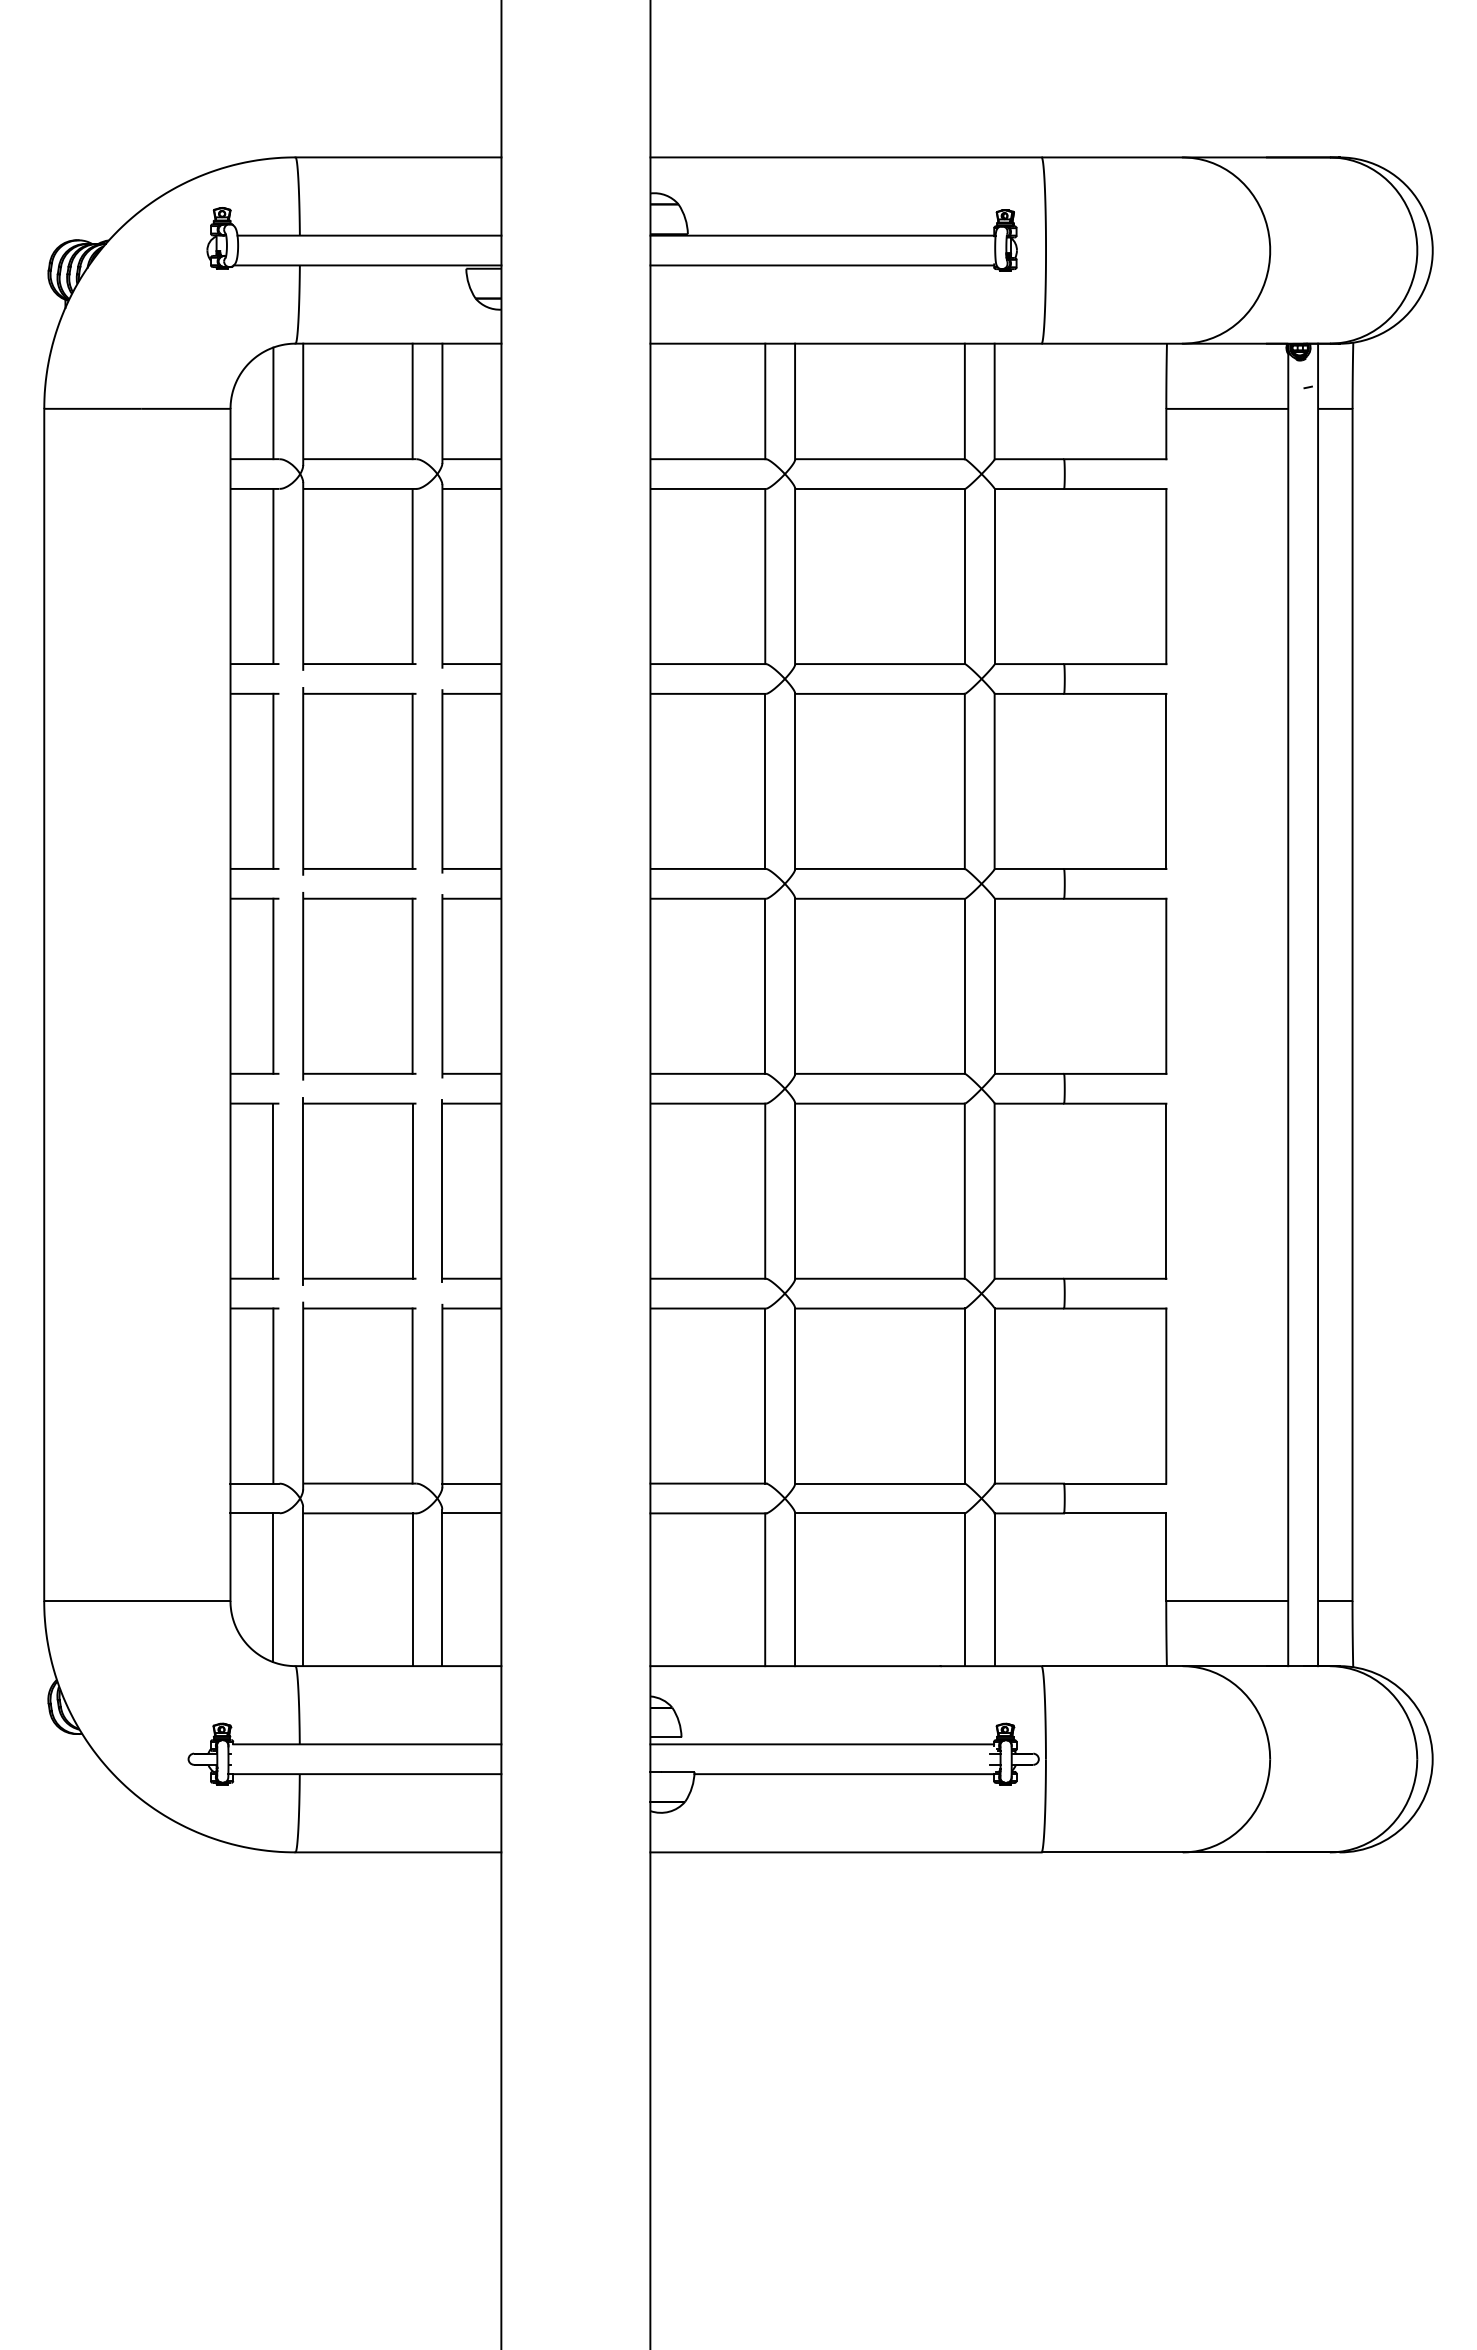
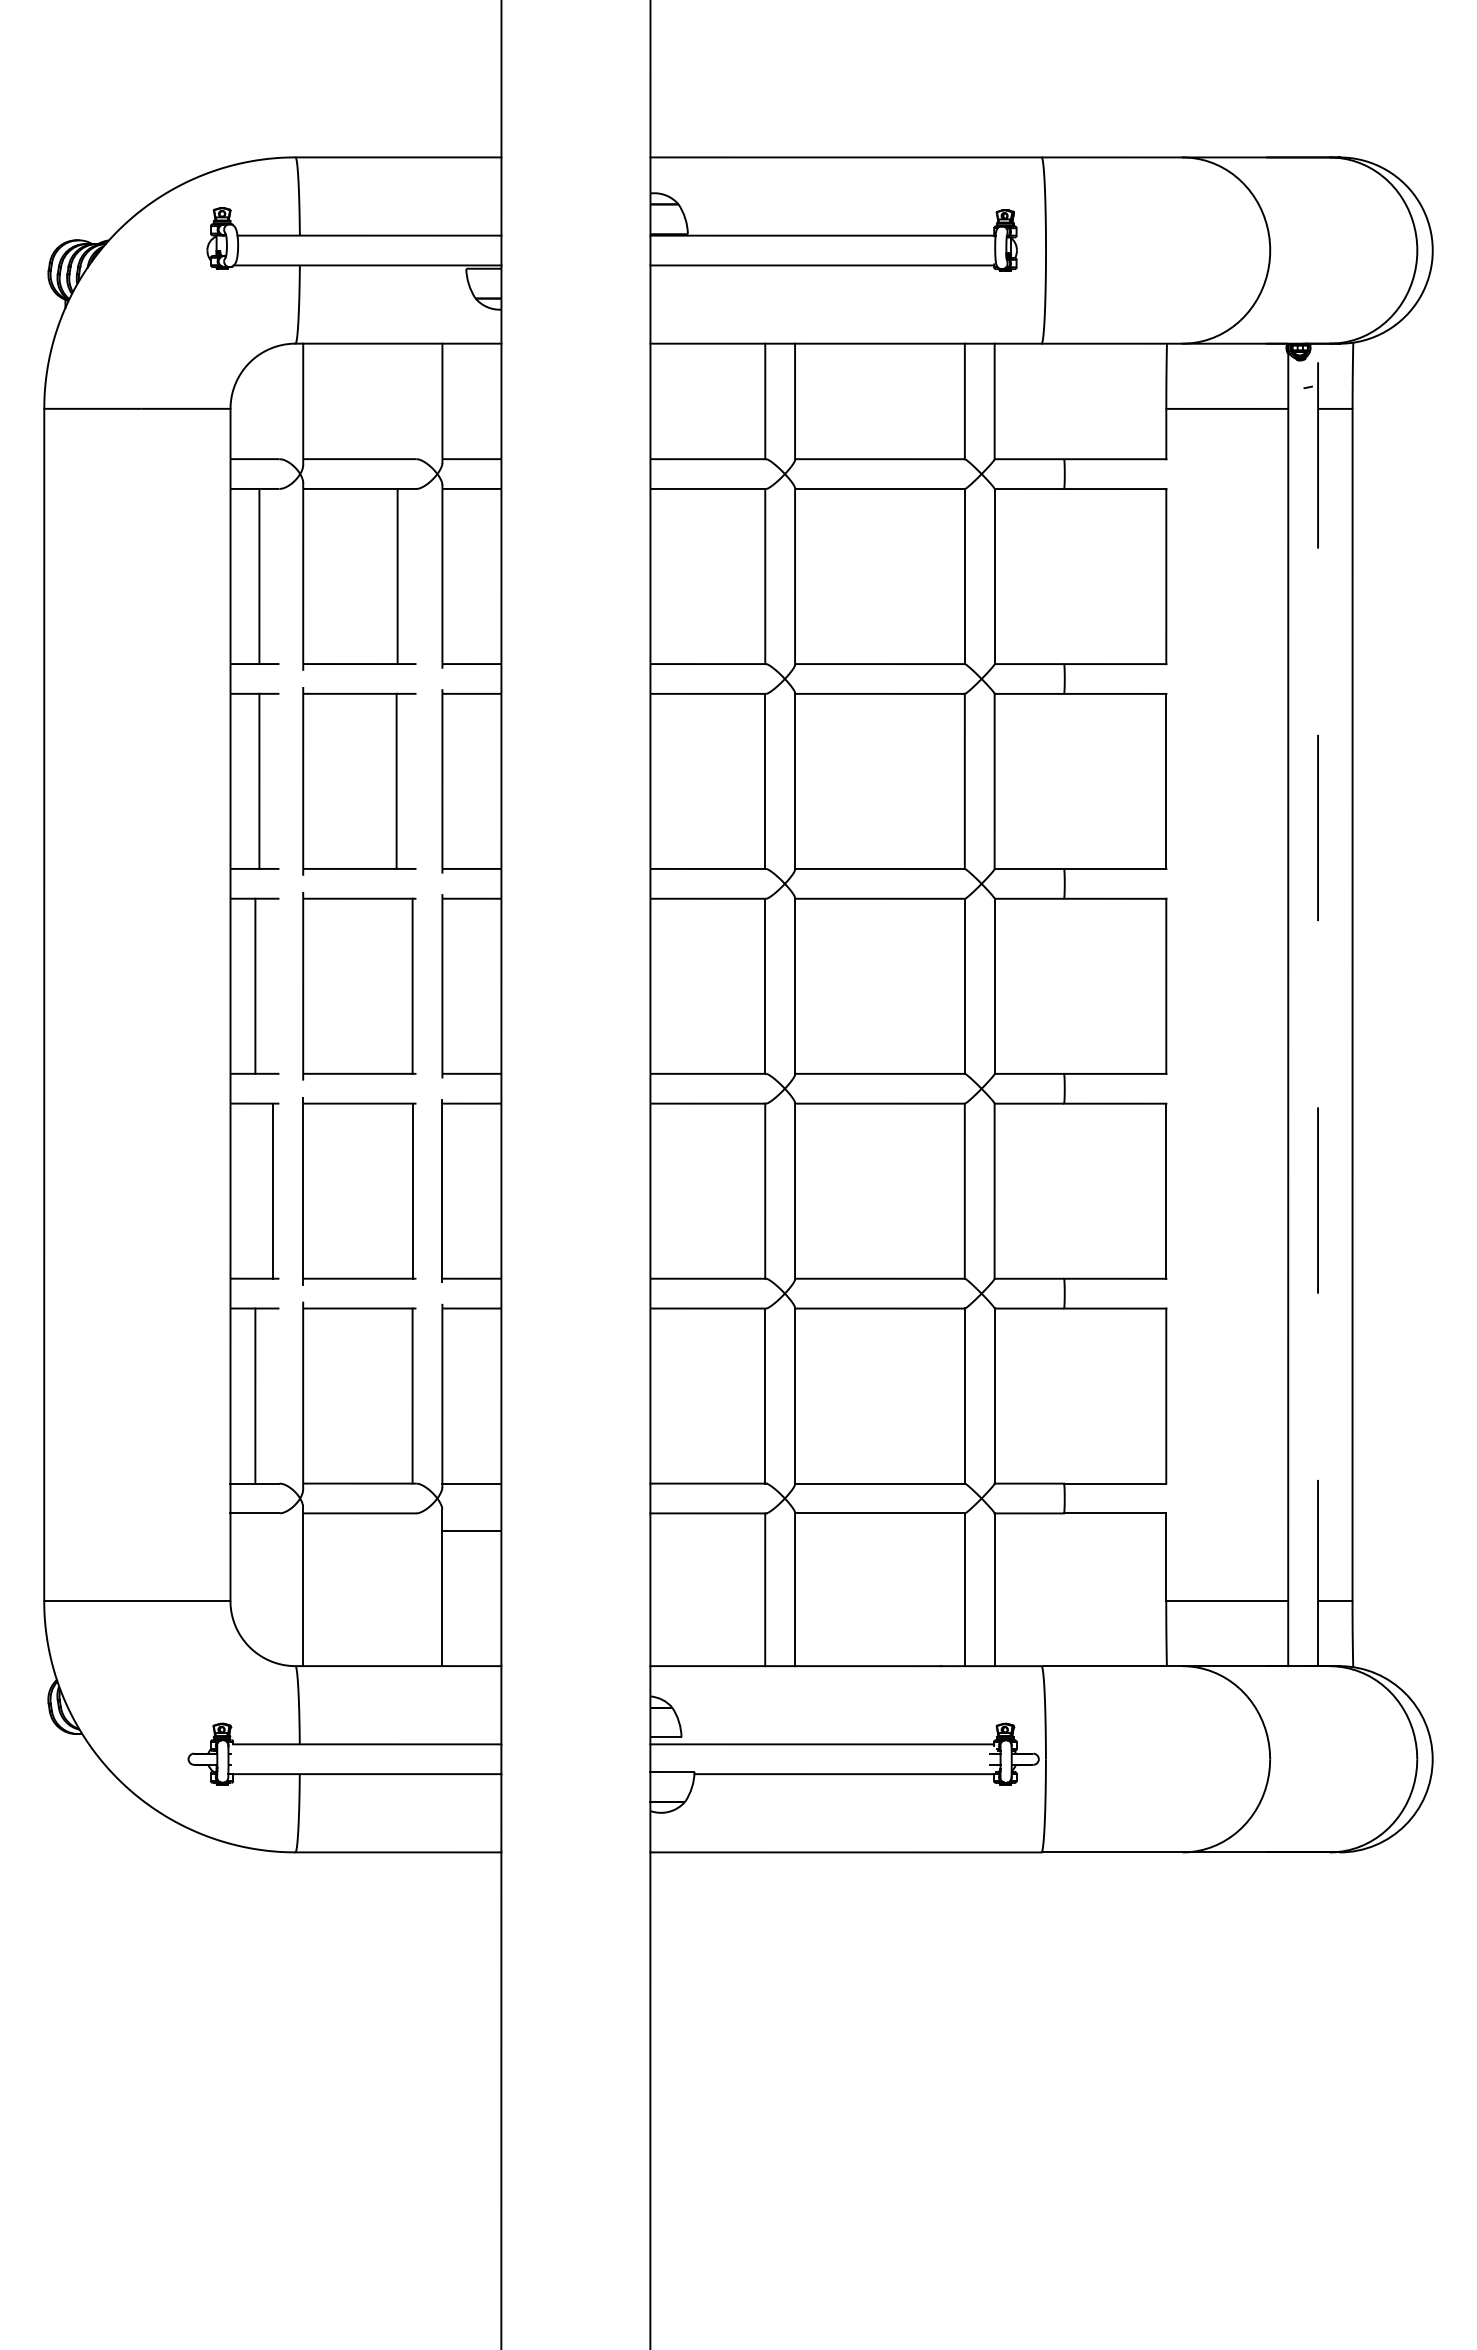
line: present -> none (412, 401)
line: present -> none (273, 403)
line position: (273, 576) -> (259, 576) (259, 576)
line position: (412, 576) -> (397, 576) (397, 576)
line position: (273, 780) -> (259, 780) (259, 780)
line position: (412, 780) -> (396, 780) (396, 780)
line position: (273, 985) -> (255, 985) (255, 985)
line: solid -> dashed (1318, 1004)
line position: (273, 1395) -> (255, 1395) (255, 1395)
line position: (471, 1513) -> (471, 1531) (471, 1531)
line: present -> none (273, 1587)
line: present -> none (412, 1589)
